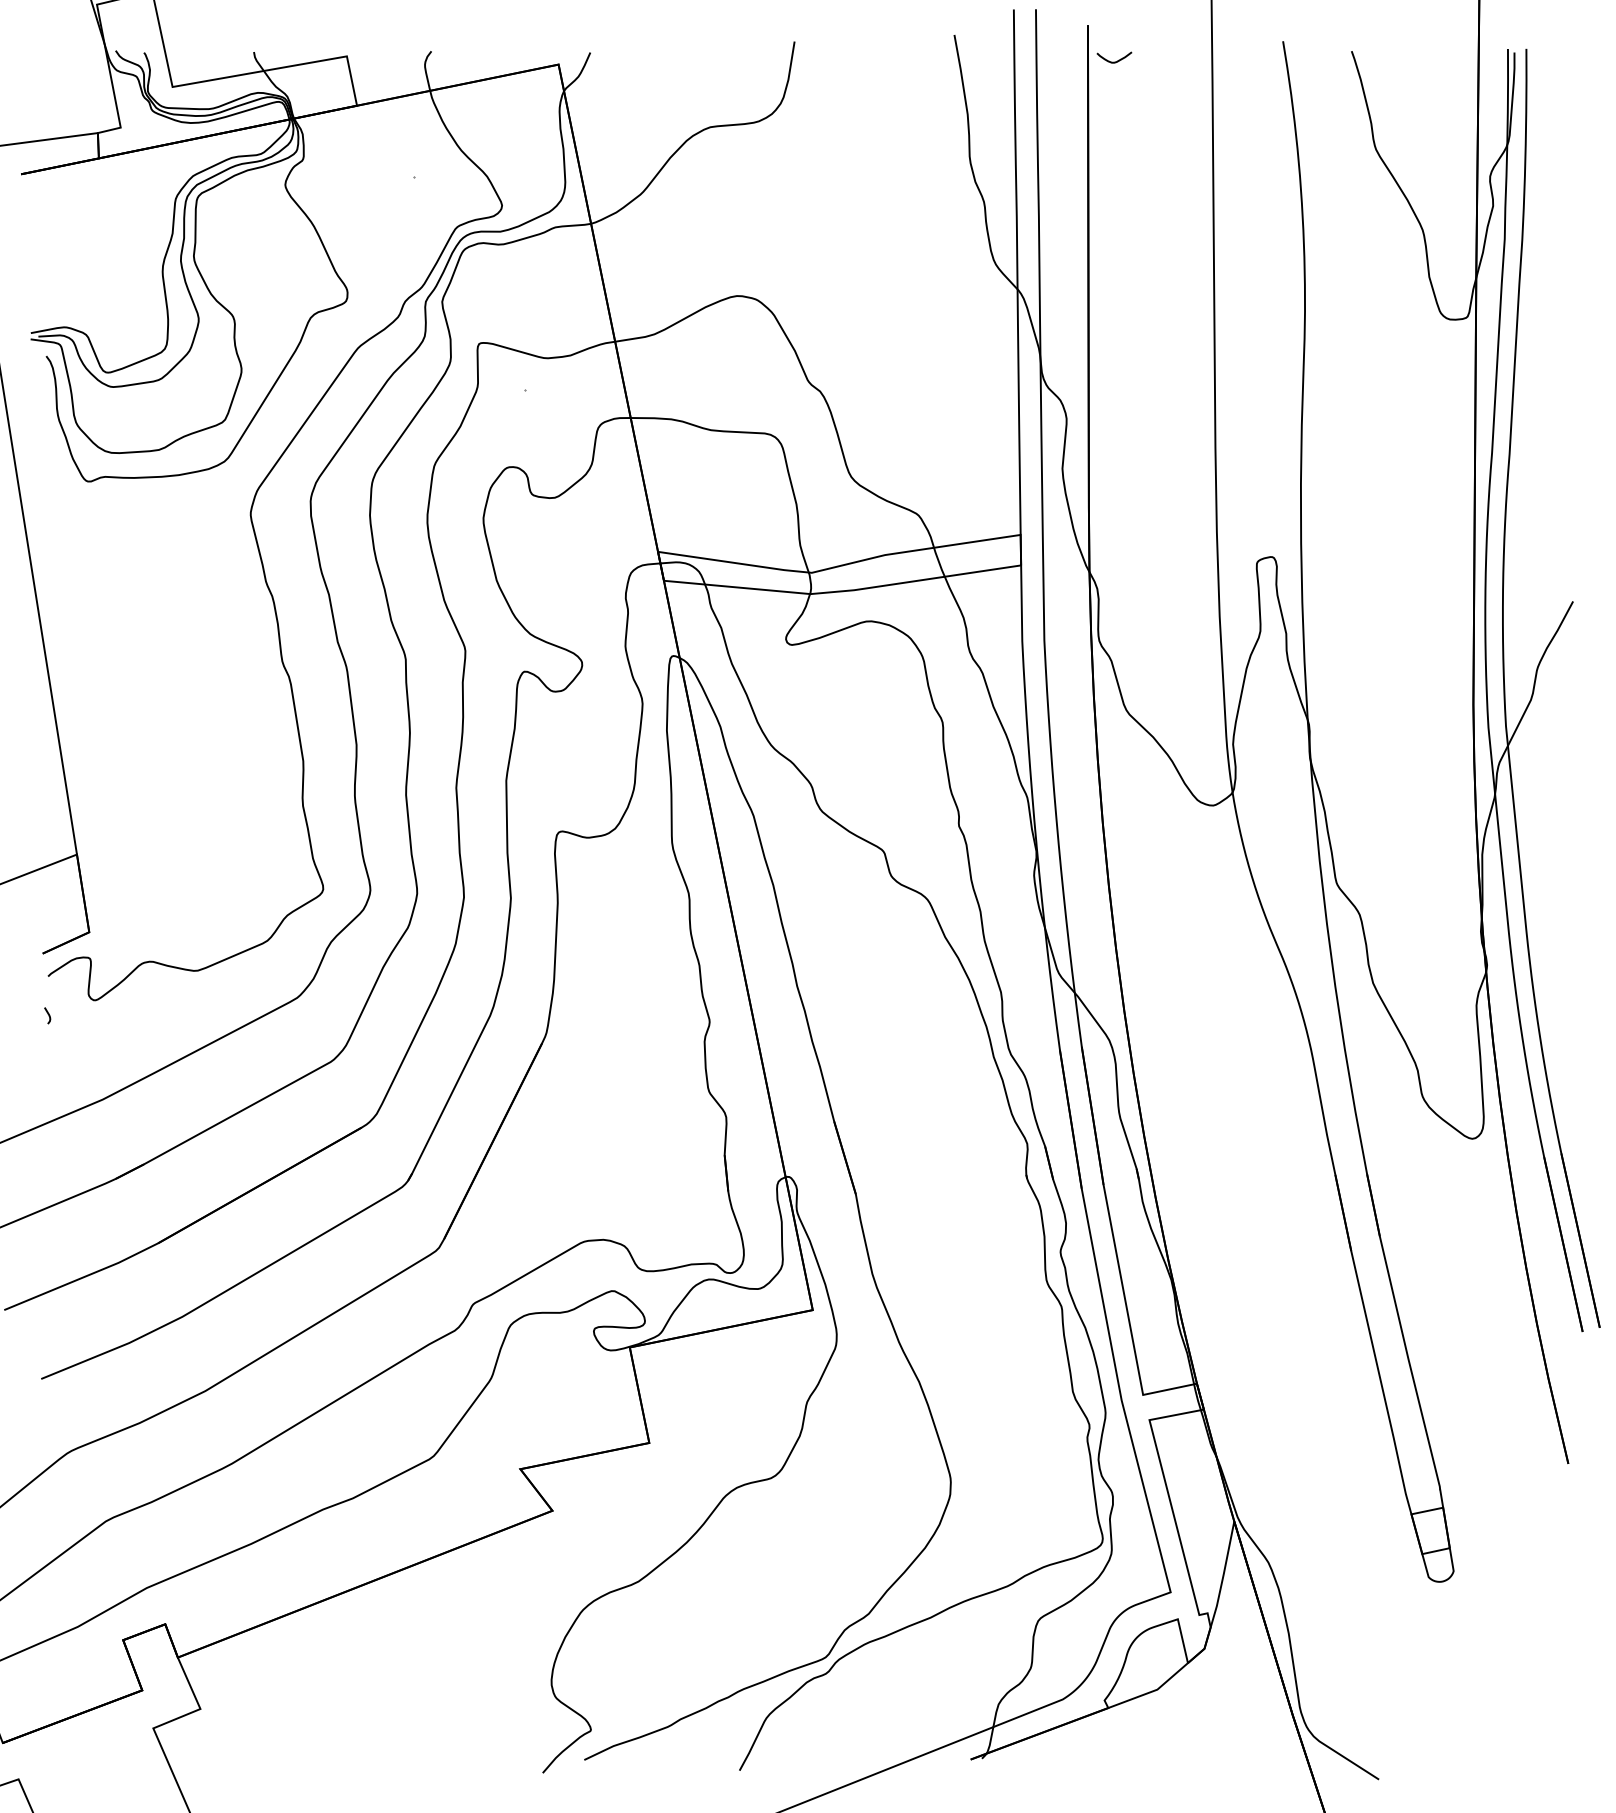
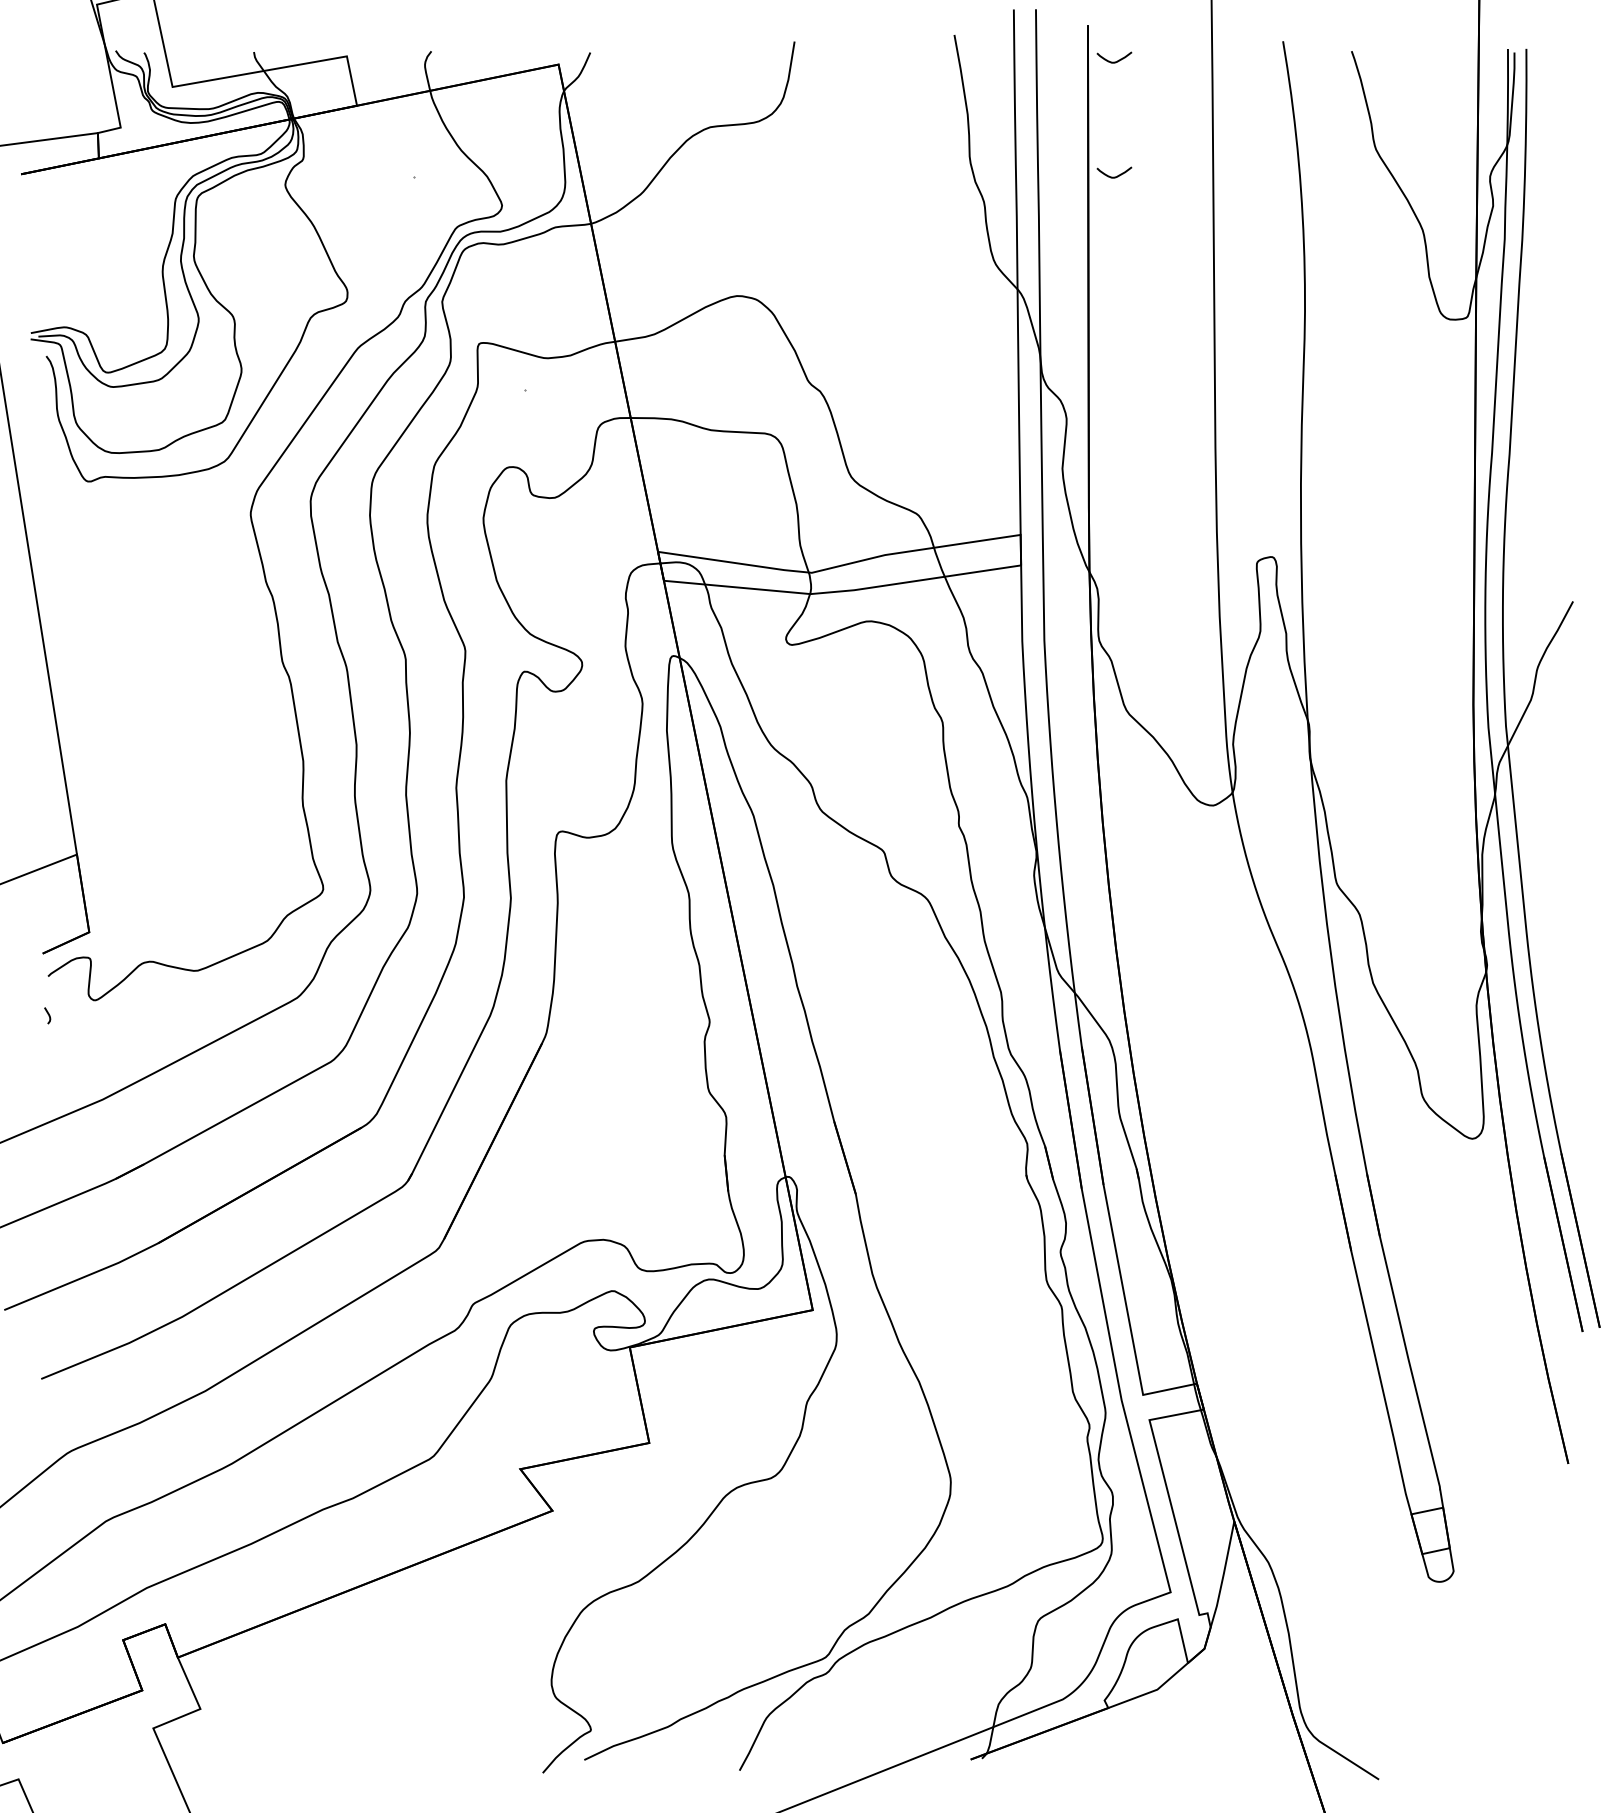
curve: none -> present (1114, 176)
